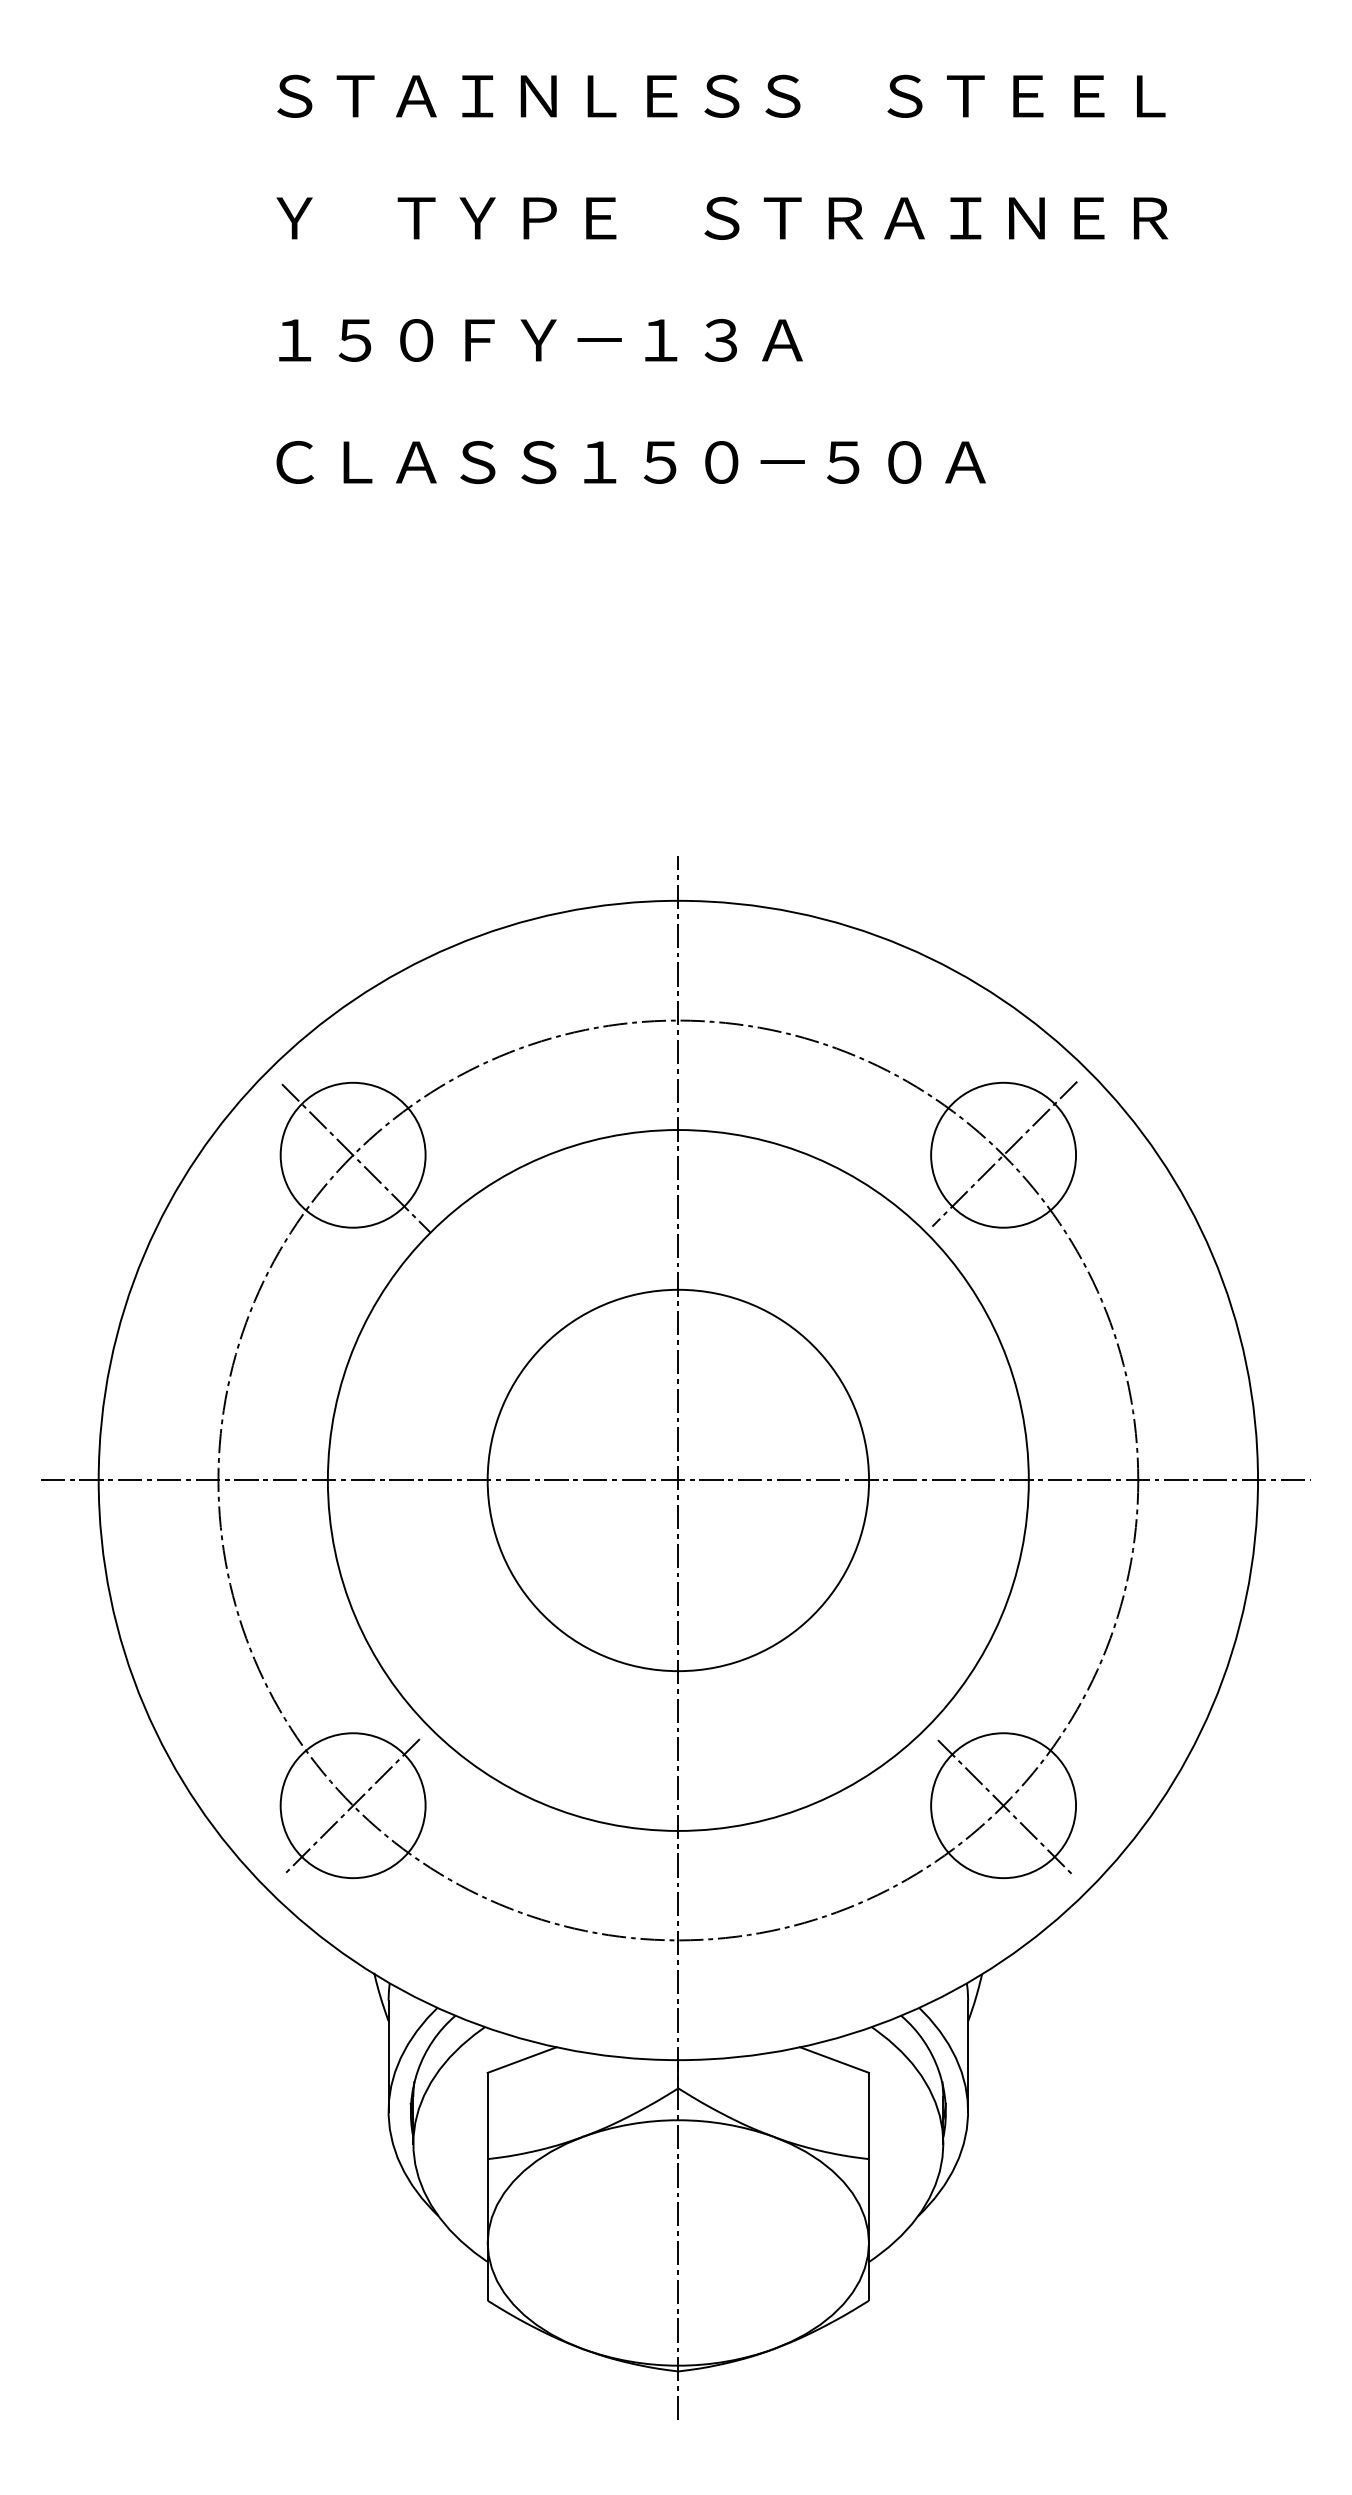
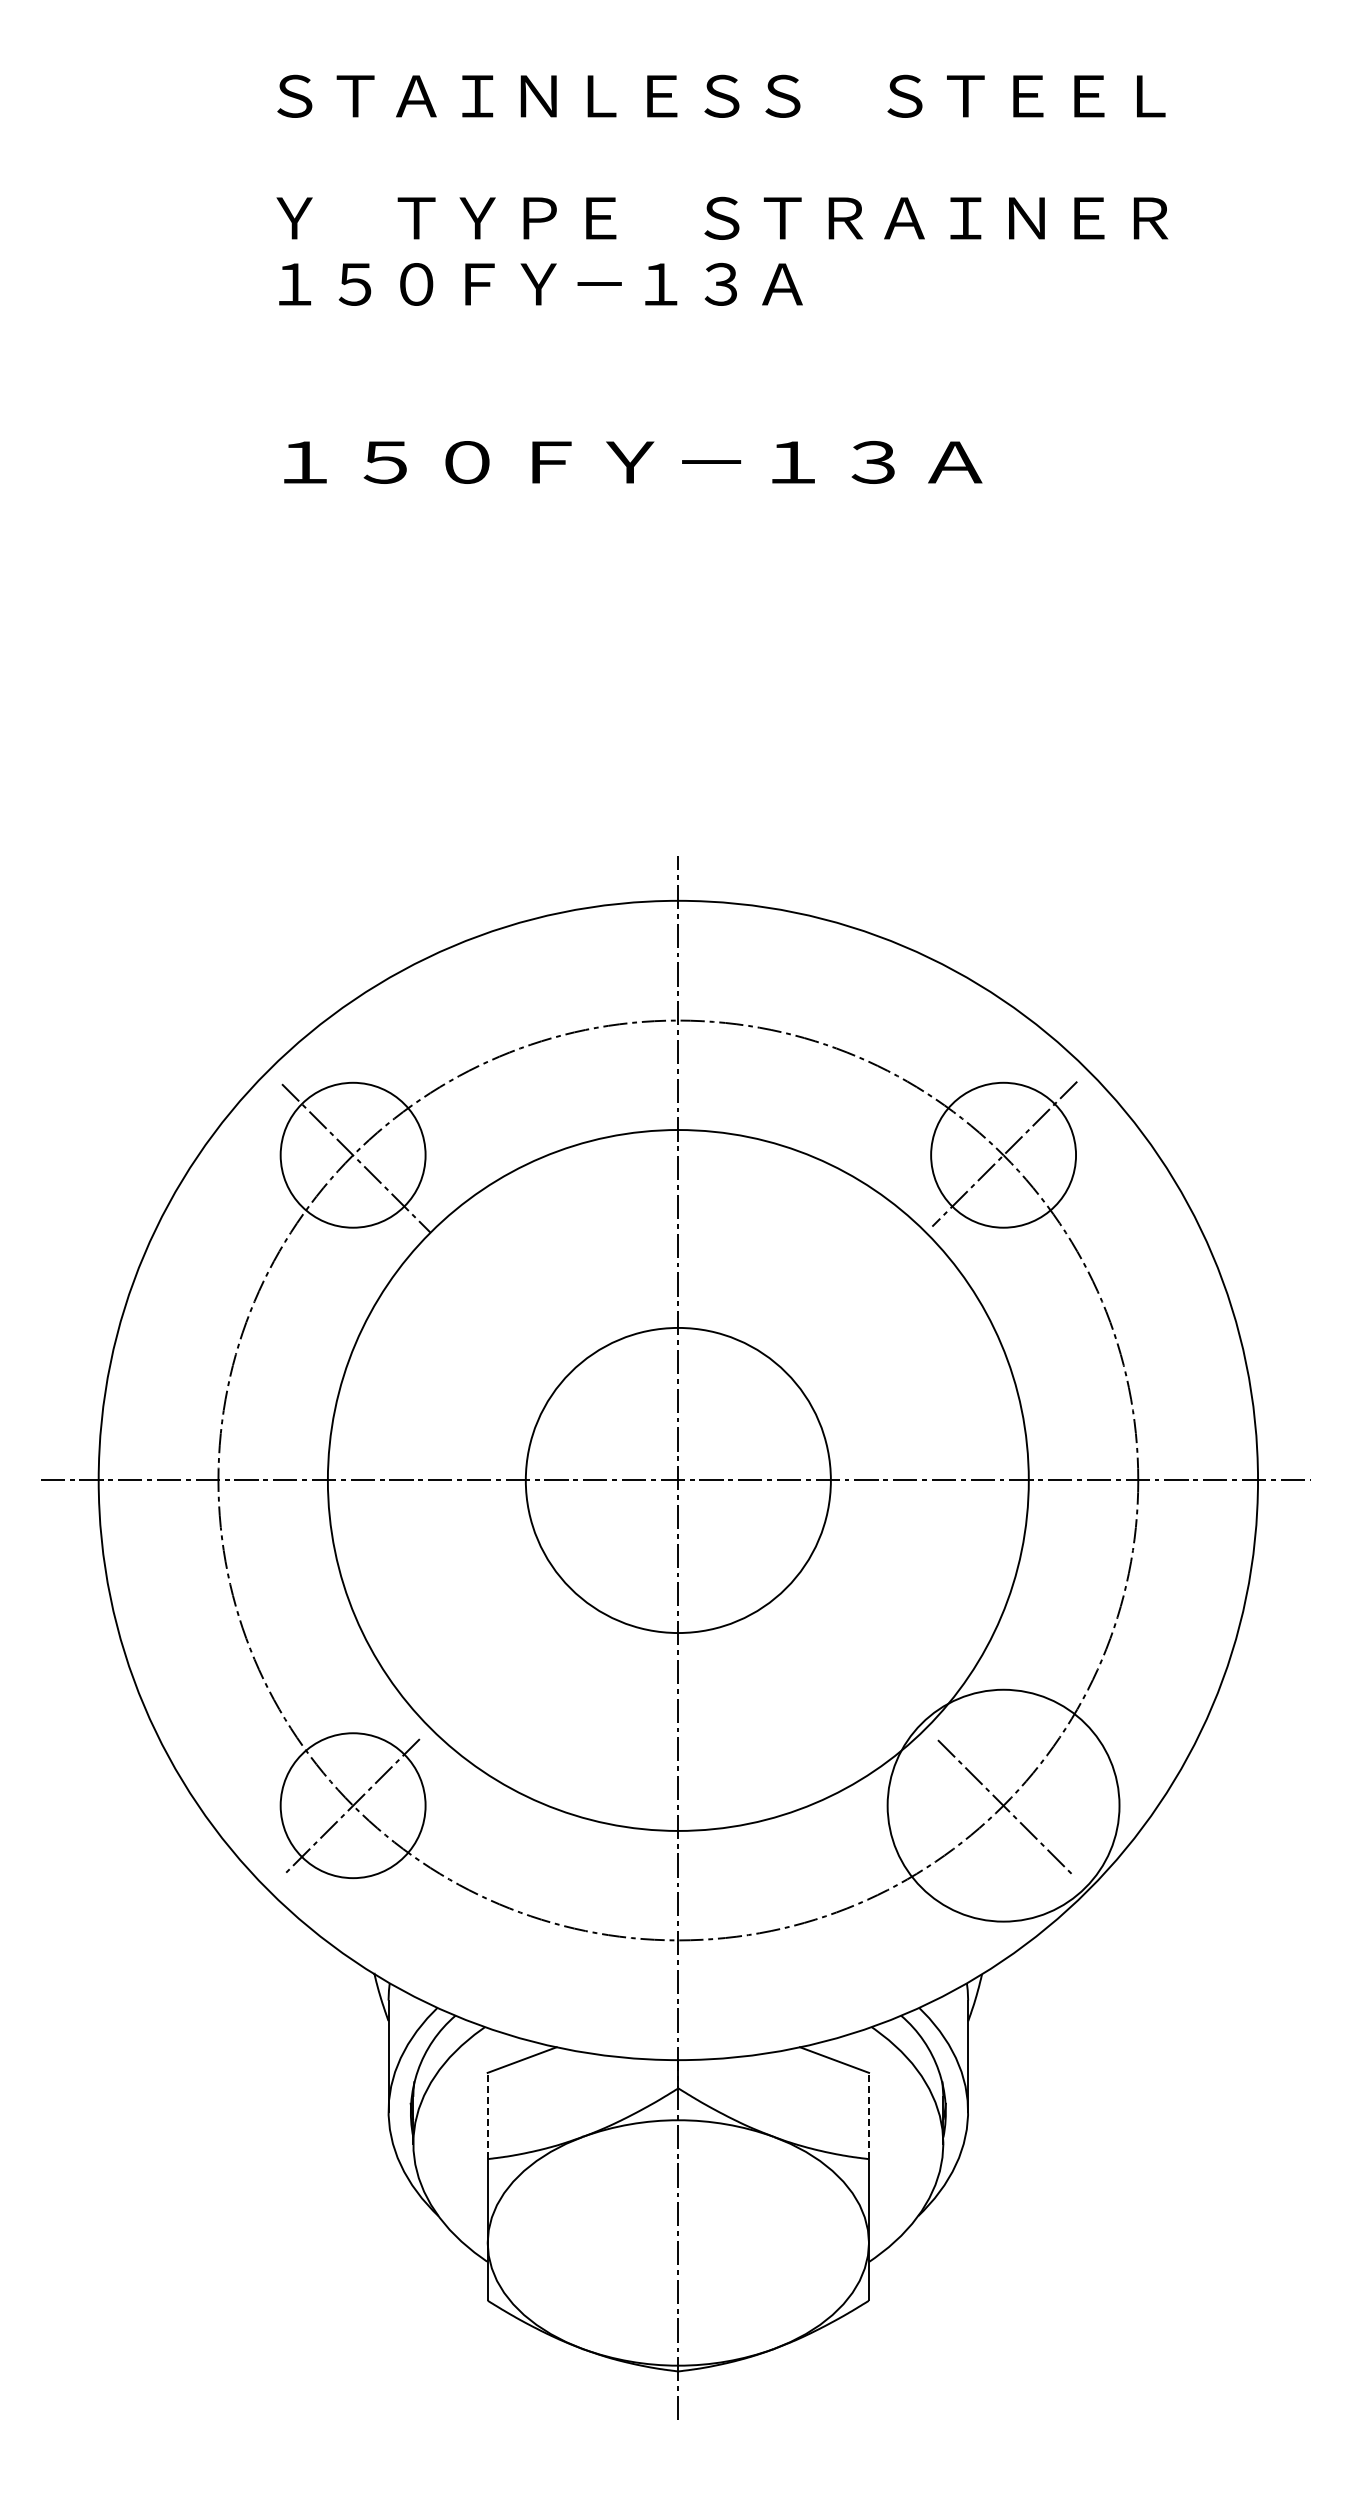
text position: (540, 340) -> (540, 284) (540, 284)
text: ＣＬＡＳＳ１５０－５０Ａ -> １５０ＦＹ－１３Ａ (630, 462)
circle diameter: 381 px -> 305 px (677, 1480)
circle diameter: 145 px -> 232 px (1003, 1805)
line: solid -> dashed (487, 2115)
line: solid -> dashed (869, 2115)
